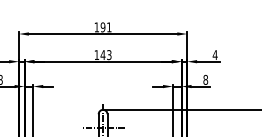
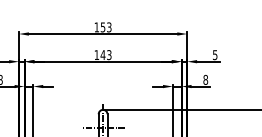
text: 191 -> 153 (105, 27)
text: 4 -> 5 (214, 55)
